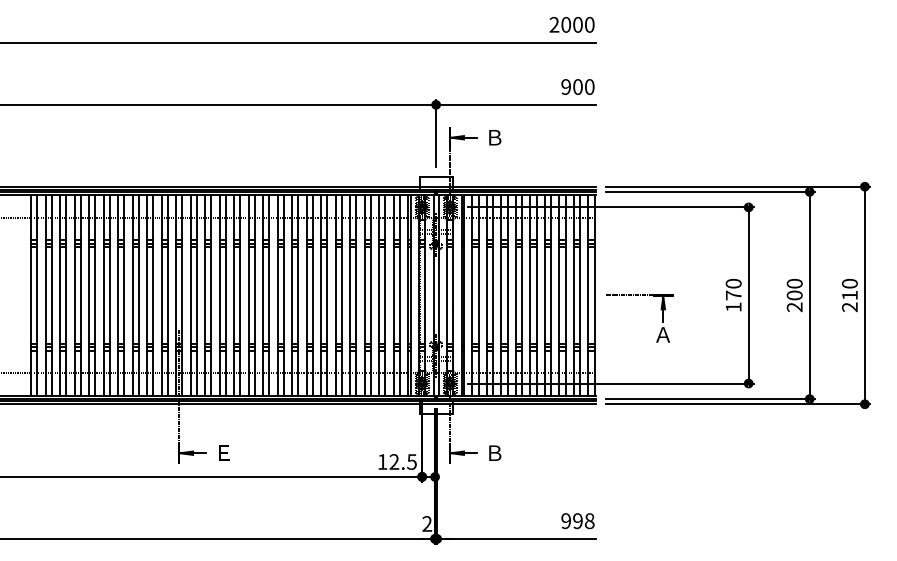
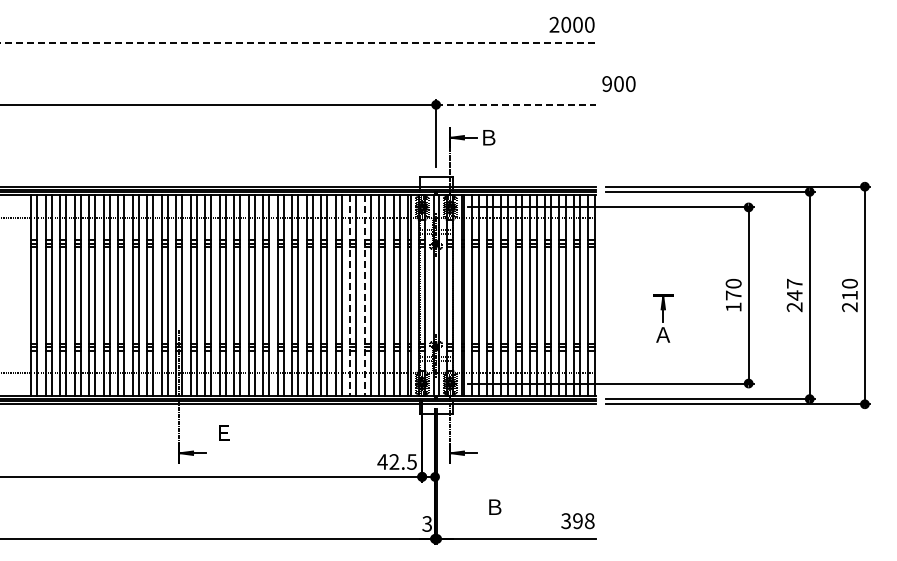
line: solid -> dashed (298, 42)
text position: (577, 86) -> (618, 83) (618, 83)
line: solid -> dashed (515, 104)
text position: (495, 137) -> (489, 137) (489, 137)
text: 200 -> 247 (794, 289)
line: present -> none (629, 295)
line: solid -> dashed (350, 296)
line: solid -> dashed (364, 296)
text position: (224, 452) -> (224, 432) (224, 432)
text position: (495, 452) -> (495, 506) (495, 506)
text: 12.5 -> 42.5 (382, 461)
text: 998 -> 398 (565, 520)
text: 2 -> 3 (427, 523)
